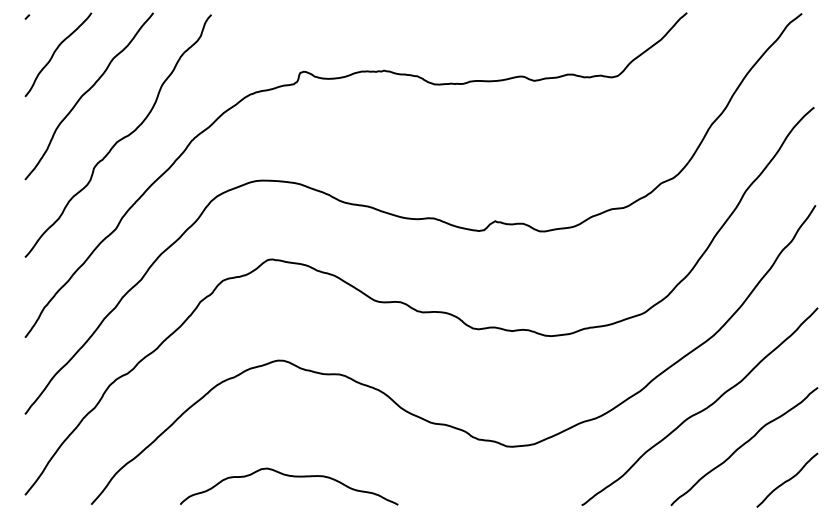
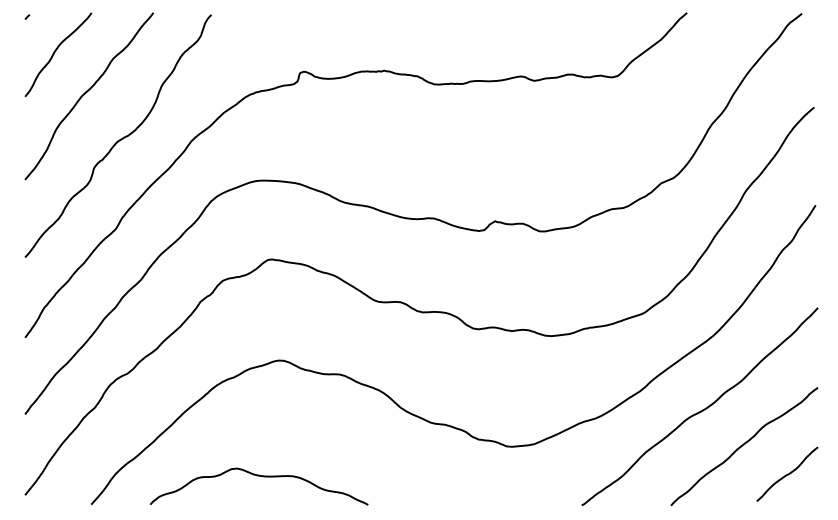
curve position: (293, 477) -> (263, 477) (263, 477)
curve position: (787, 479) -> (787, 473) (787, 473)
